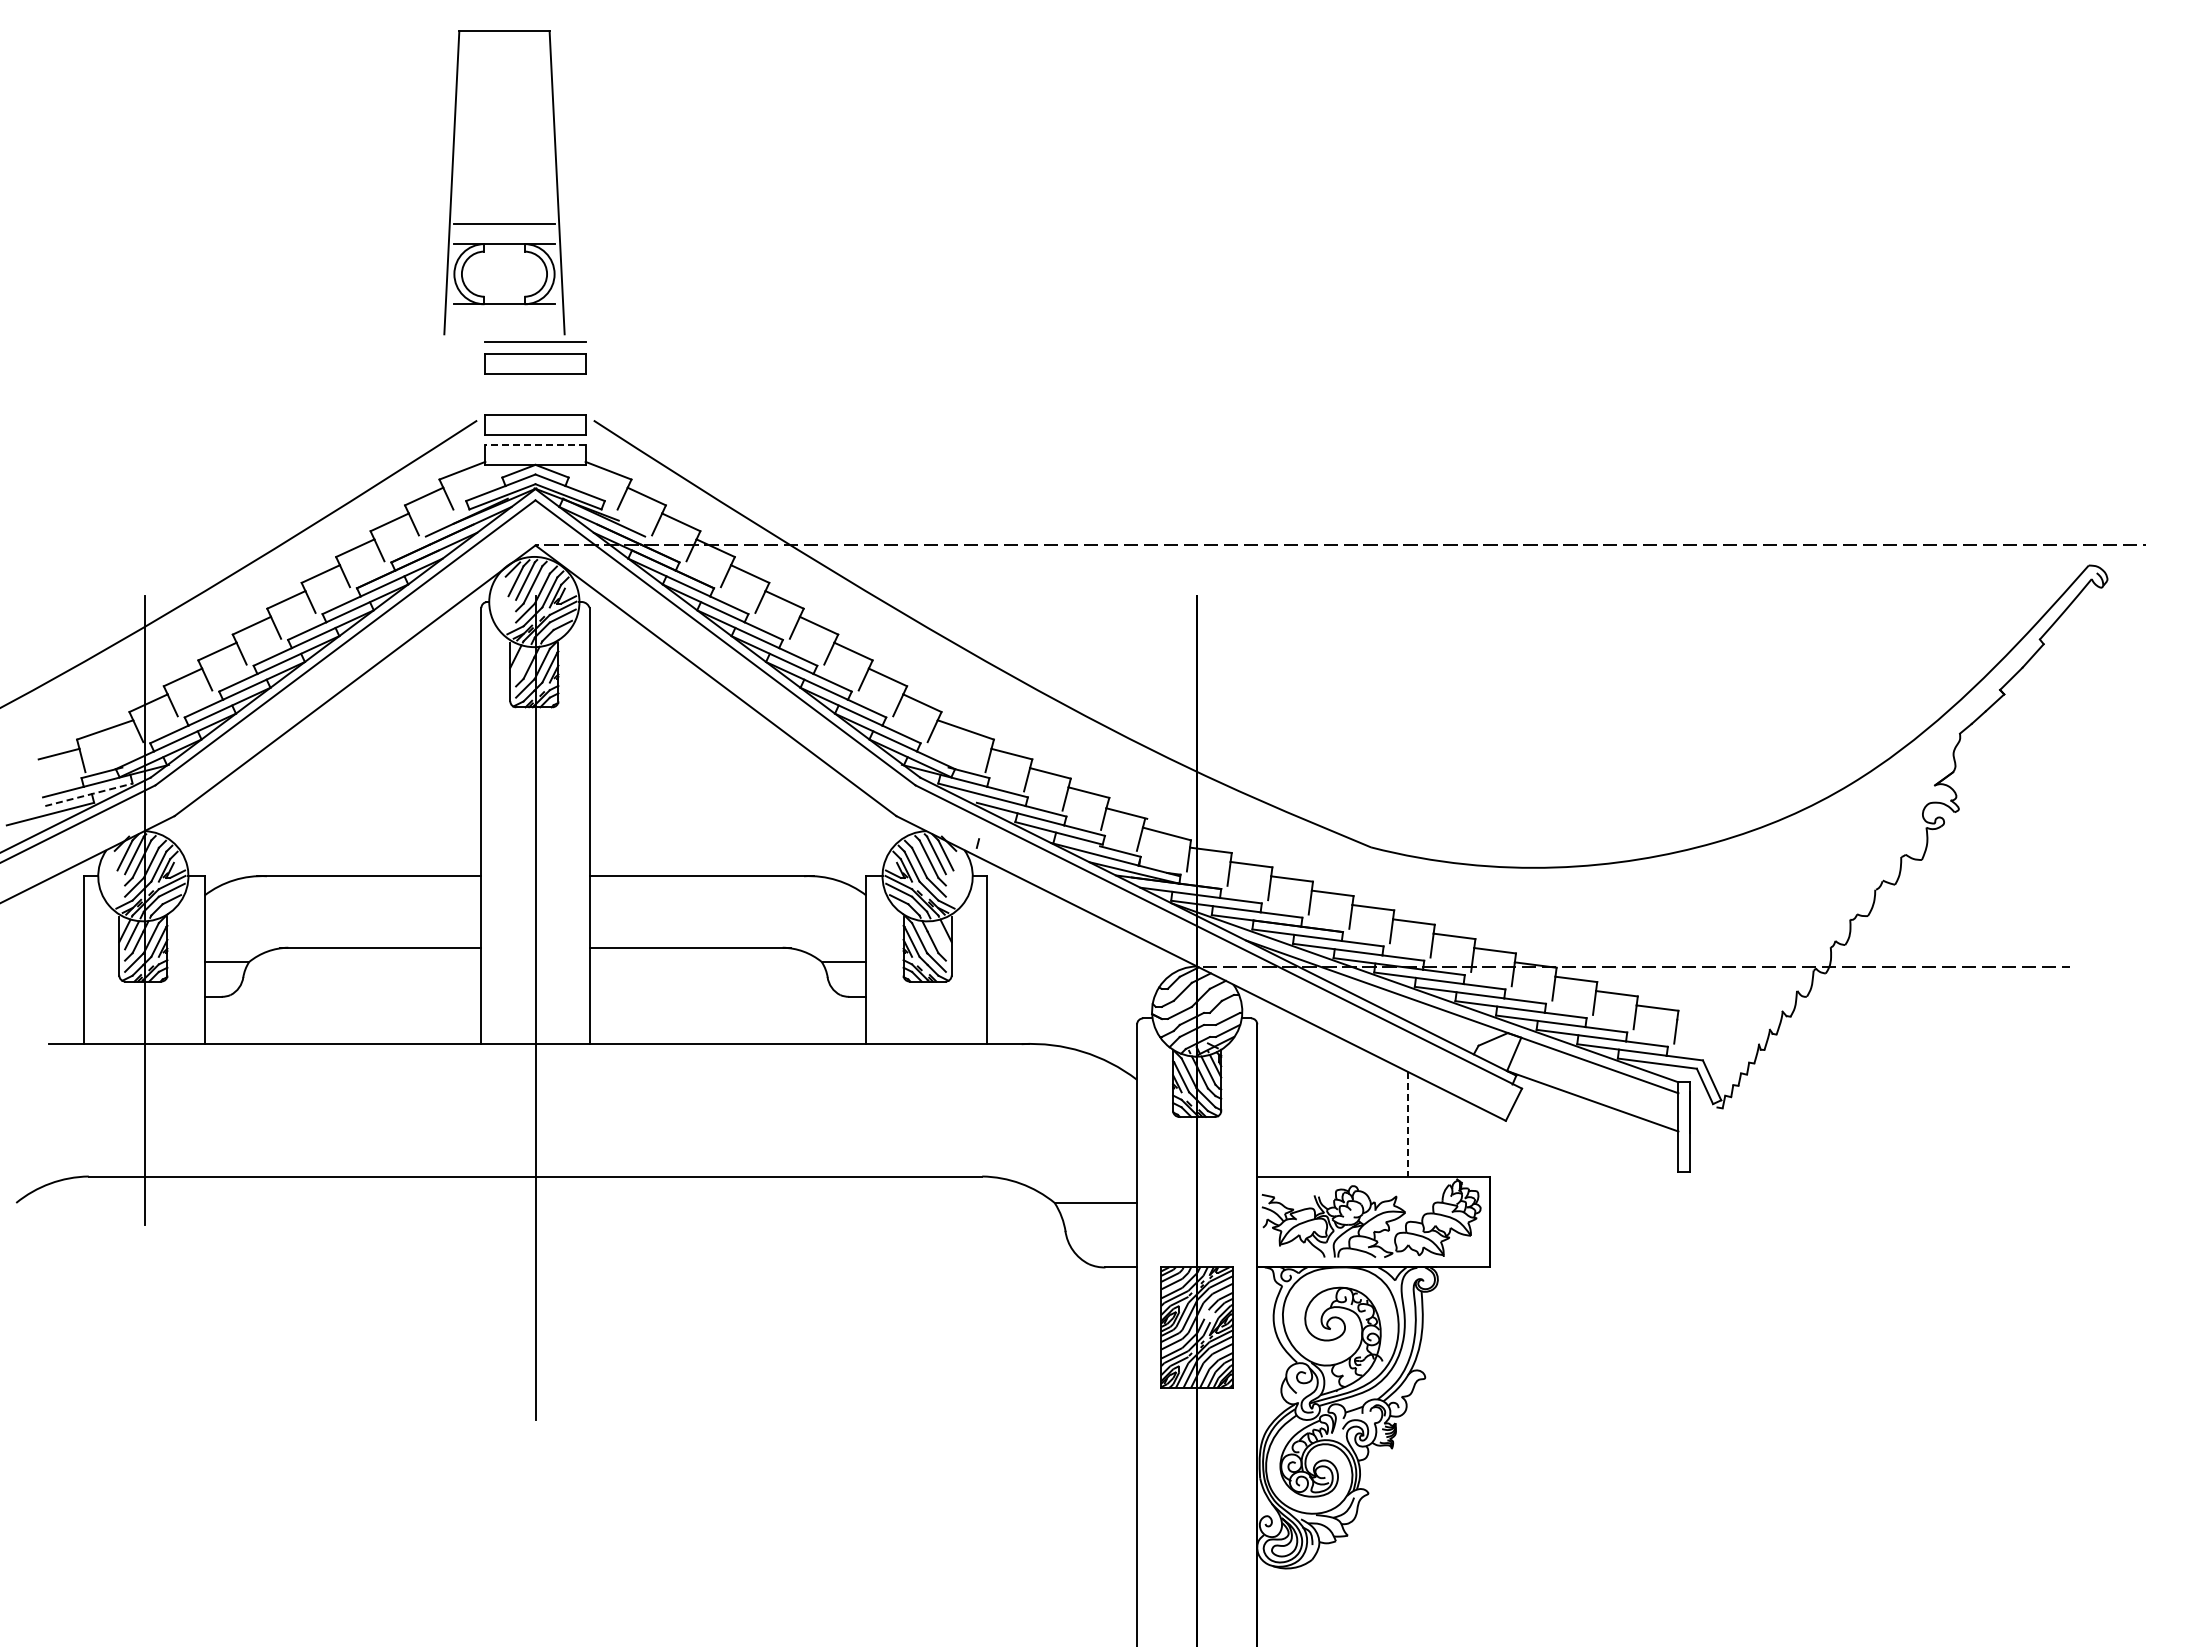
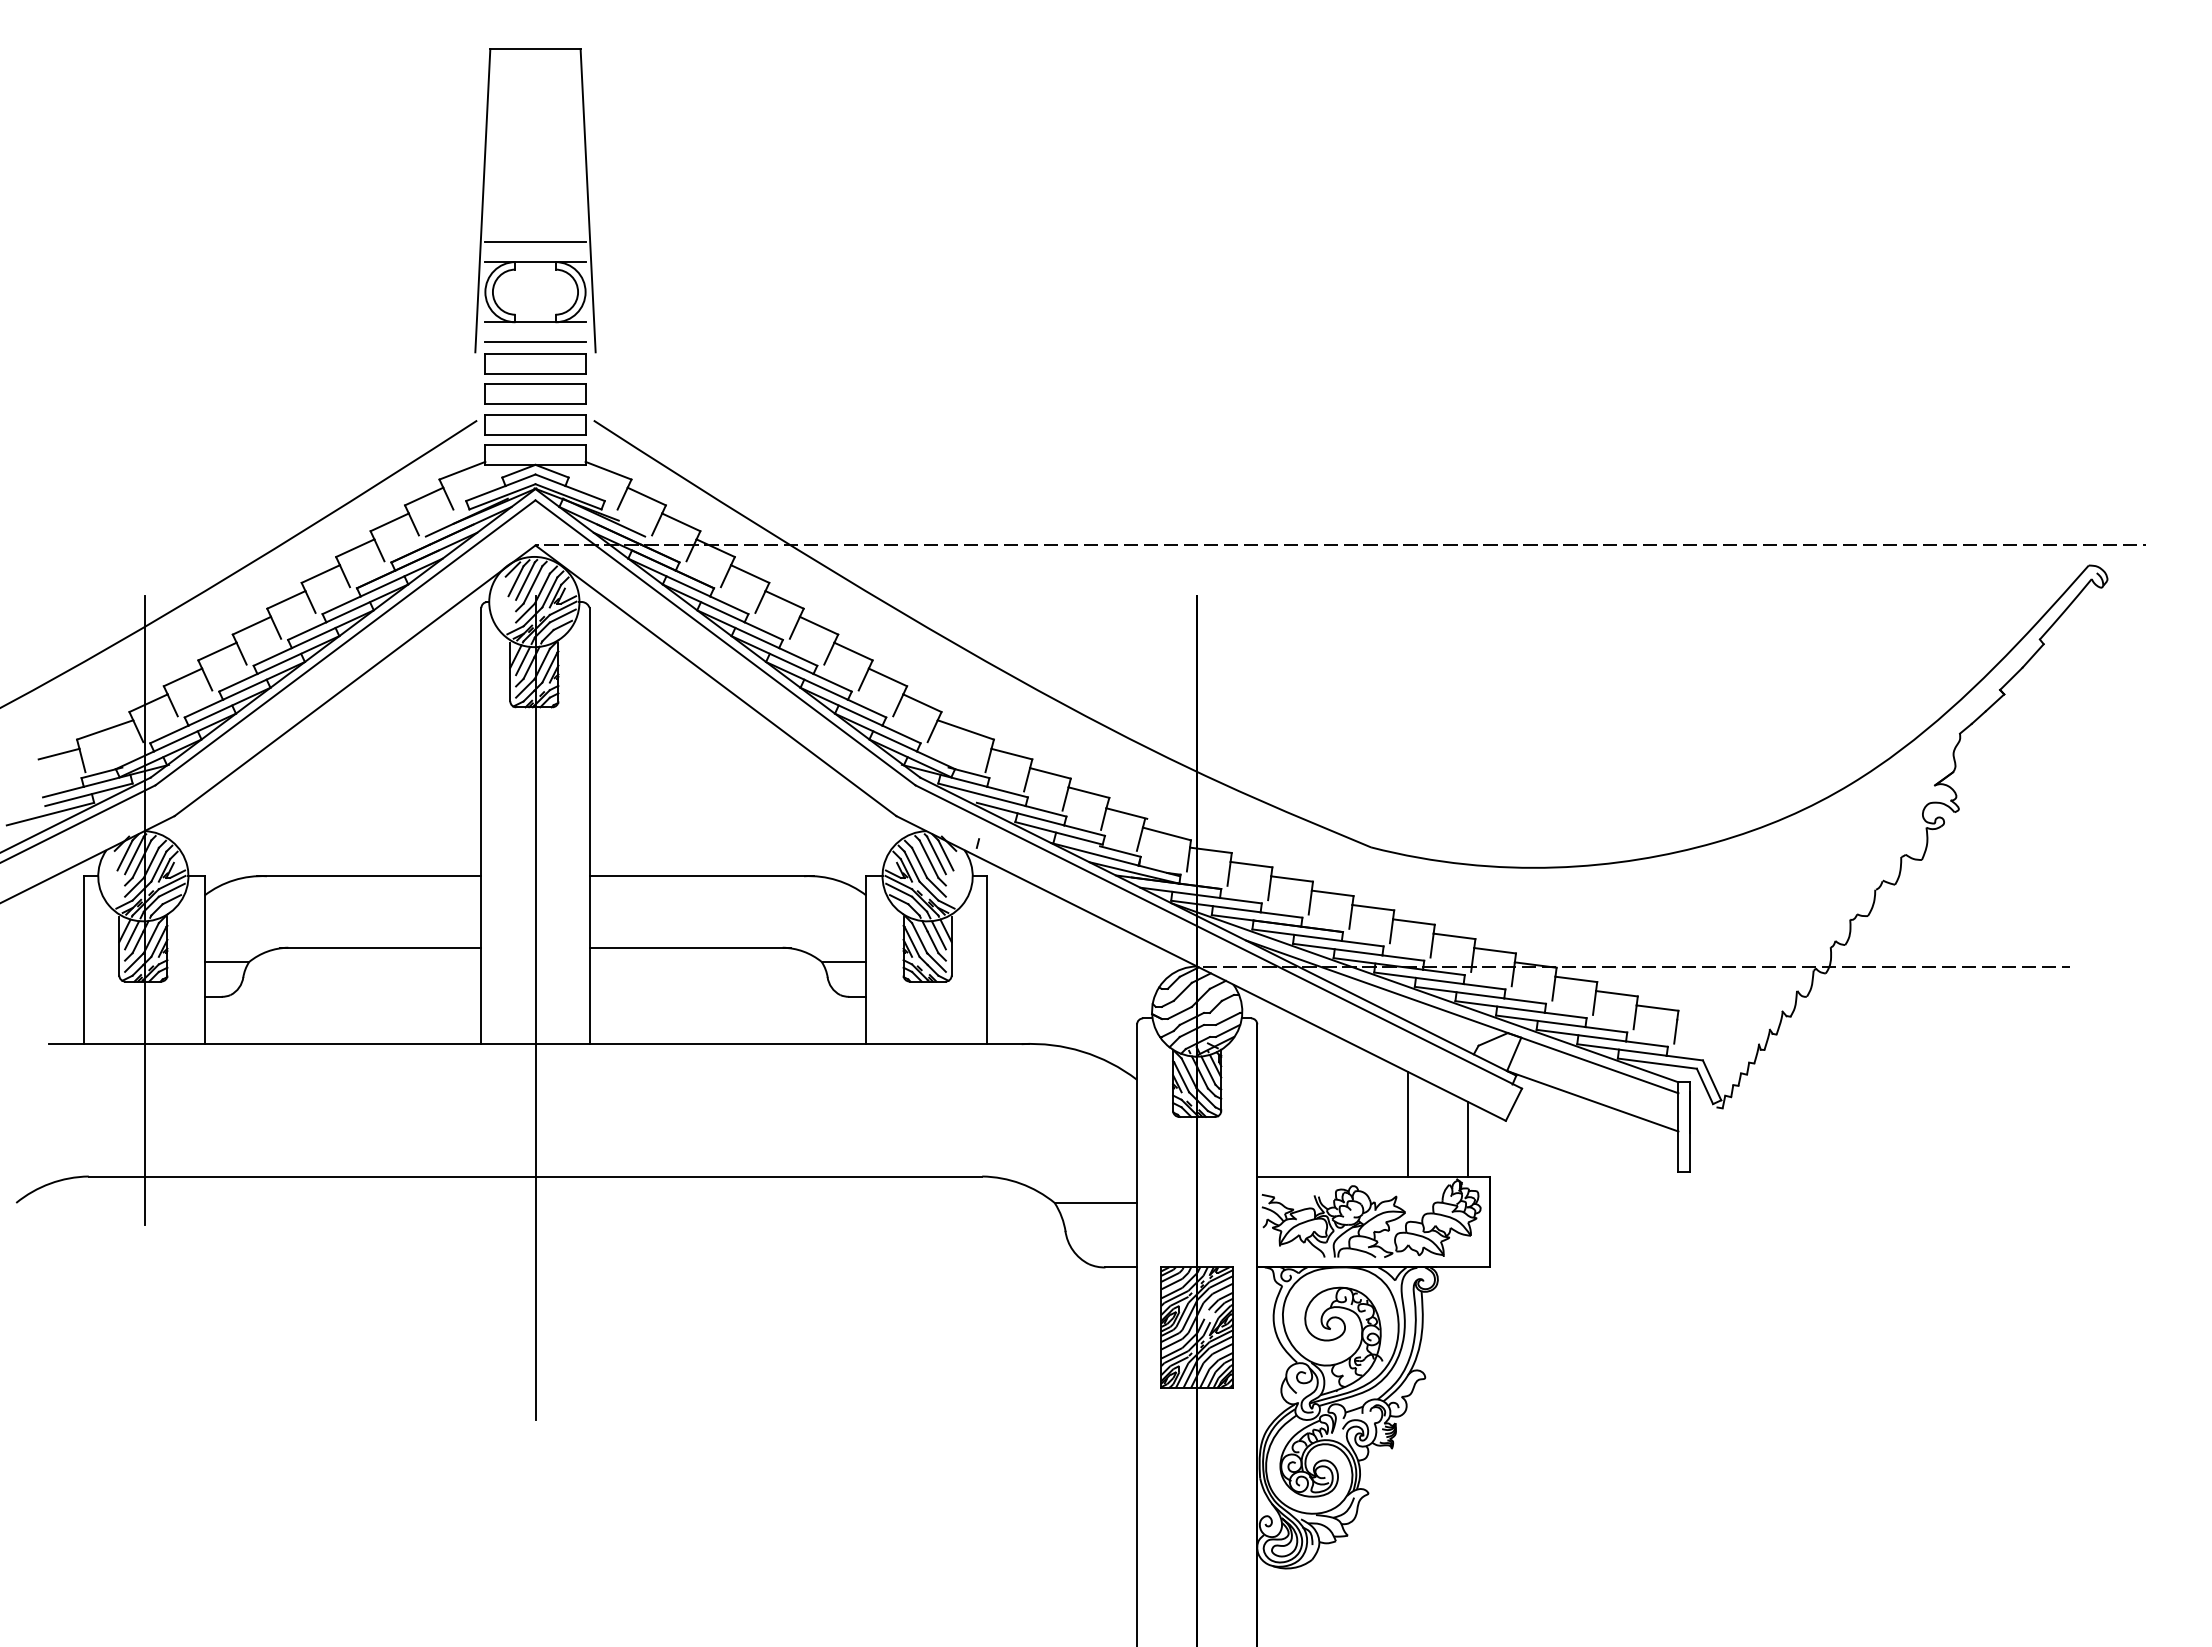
part position: (504, 223) -> (535, 241) (535, 241)
part: none -> present (535, 393)
line: dashed -> solid (535, 444)
line: none -> present (523, 660)
line: dashed -> solid (89, 794)
line: none -> present (938, 935)
line: dashed -> solid (1407, 1124)
line: none -> present (1467, 1139)
